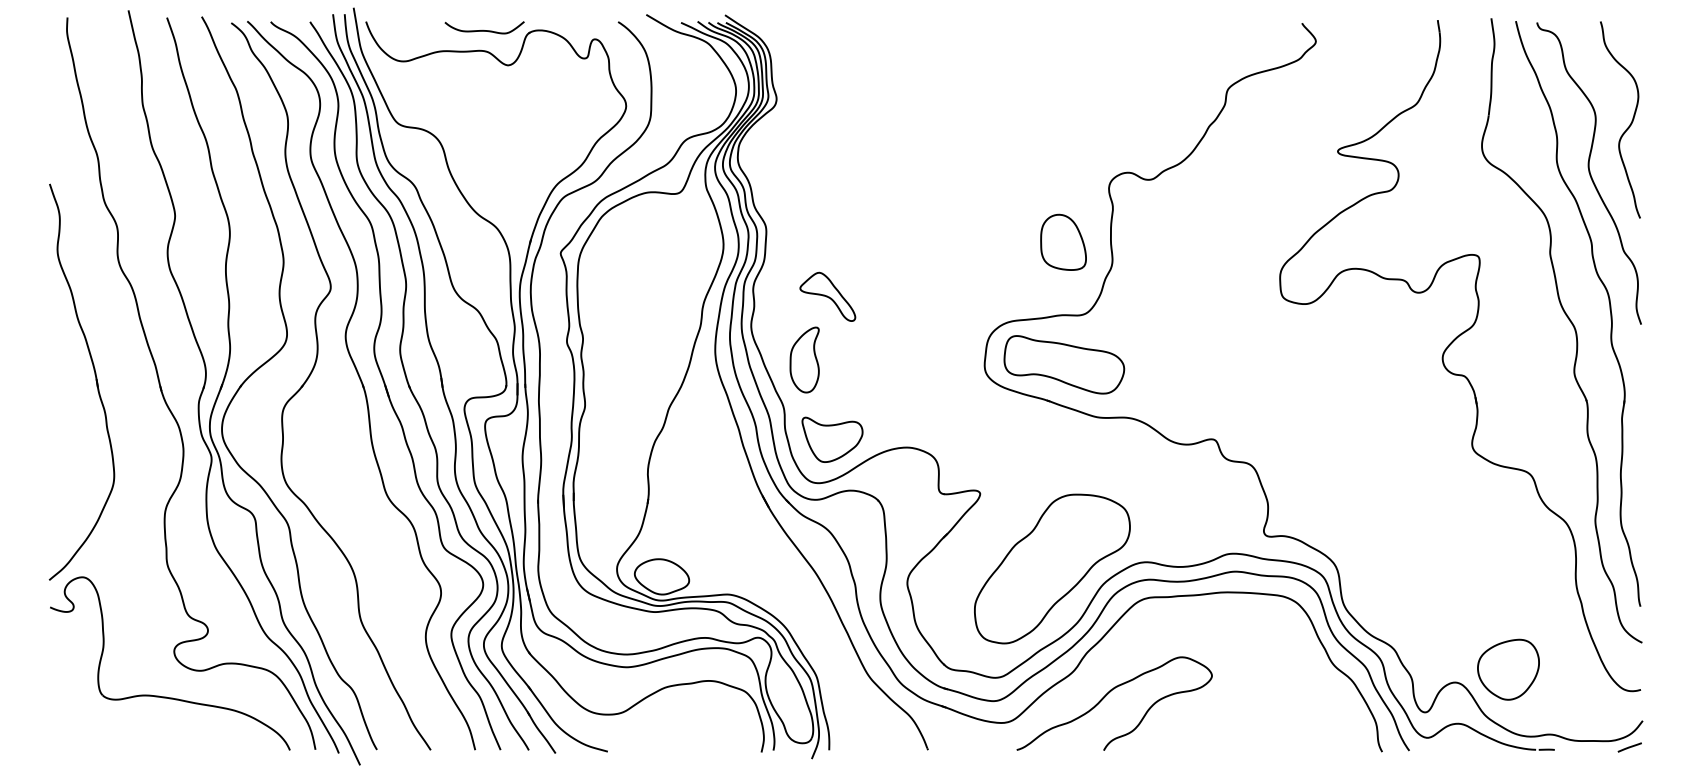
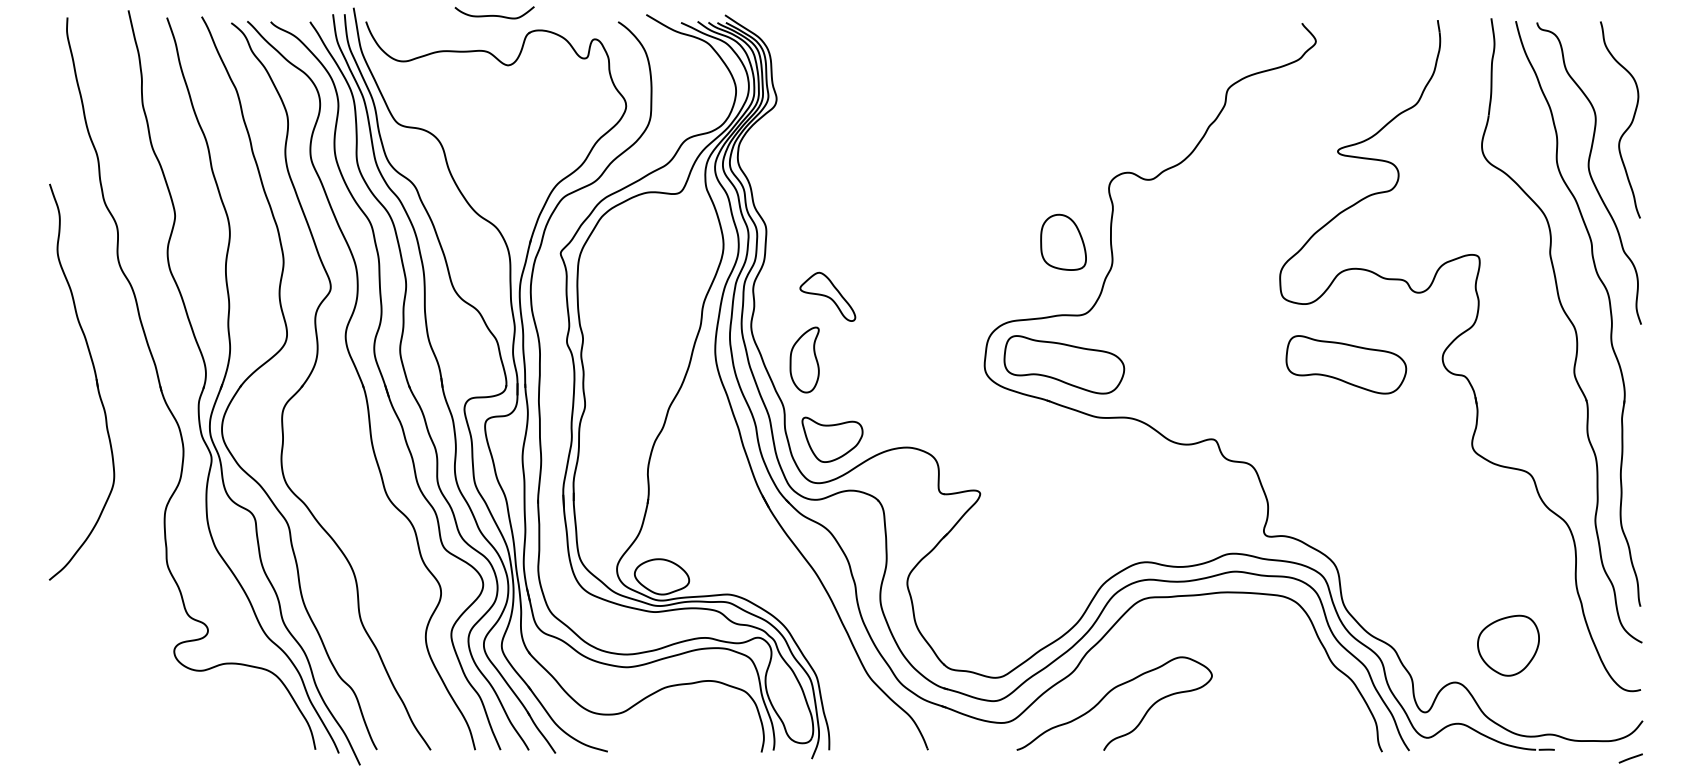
curve position: (484, 30) -> (494, 15) (494, 15)
part: none -> present (1346, 364)
part: present -> none (1052, 568)
part position: (1508, 669) -> (1508, 645) (1508, 645)
part: present -> none (166, 696)
line position: (1629, 747) -> (1630, 758) (1630, 758)
